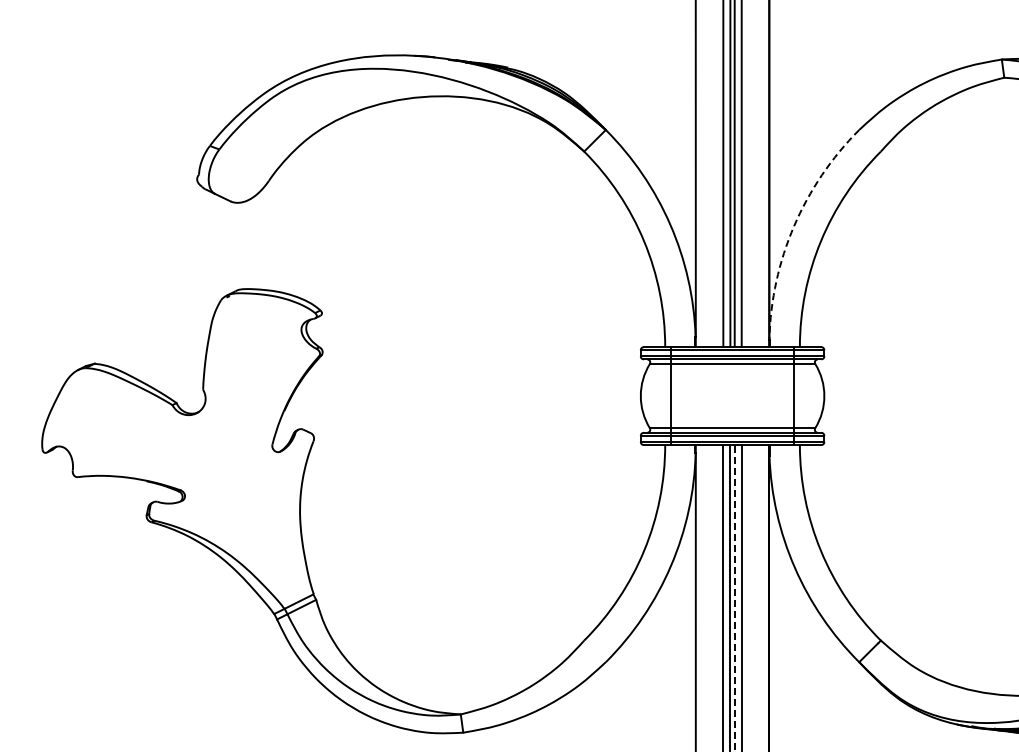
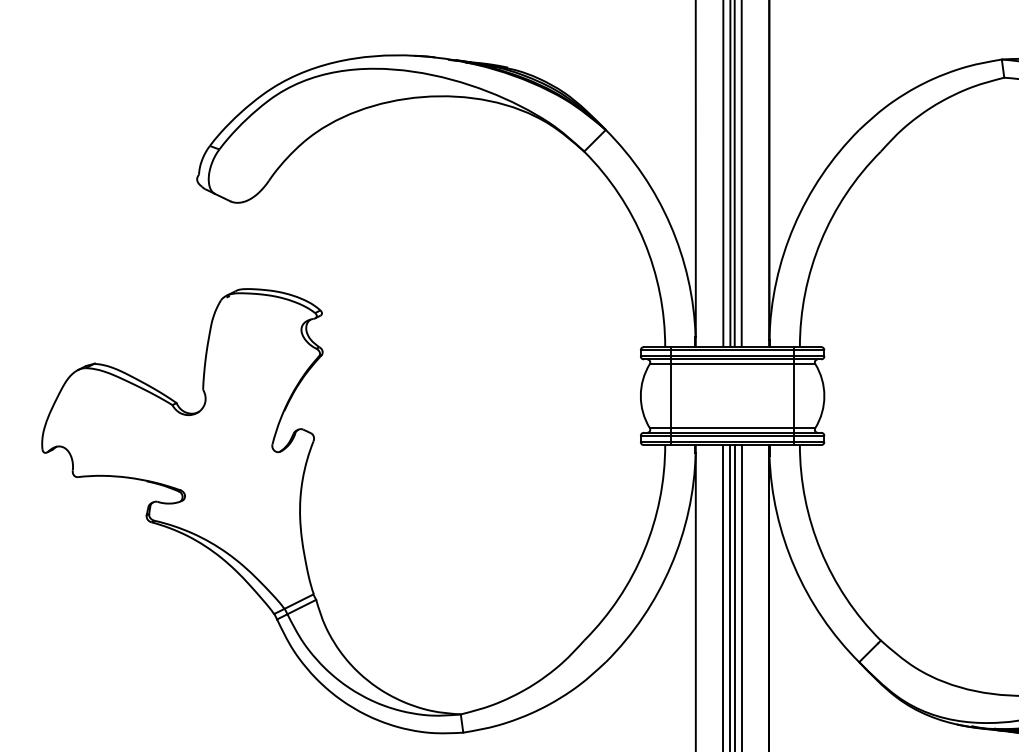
arc: dashed -> solid (794, 226)
line: dashed -> solid (734, 598)
